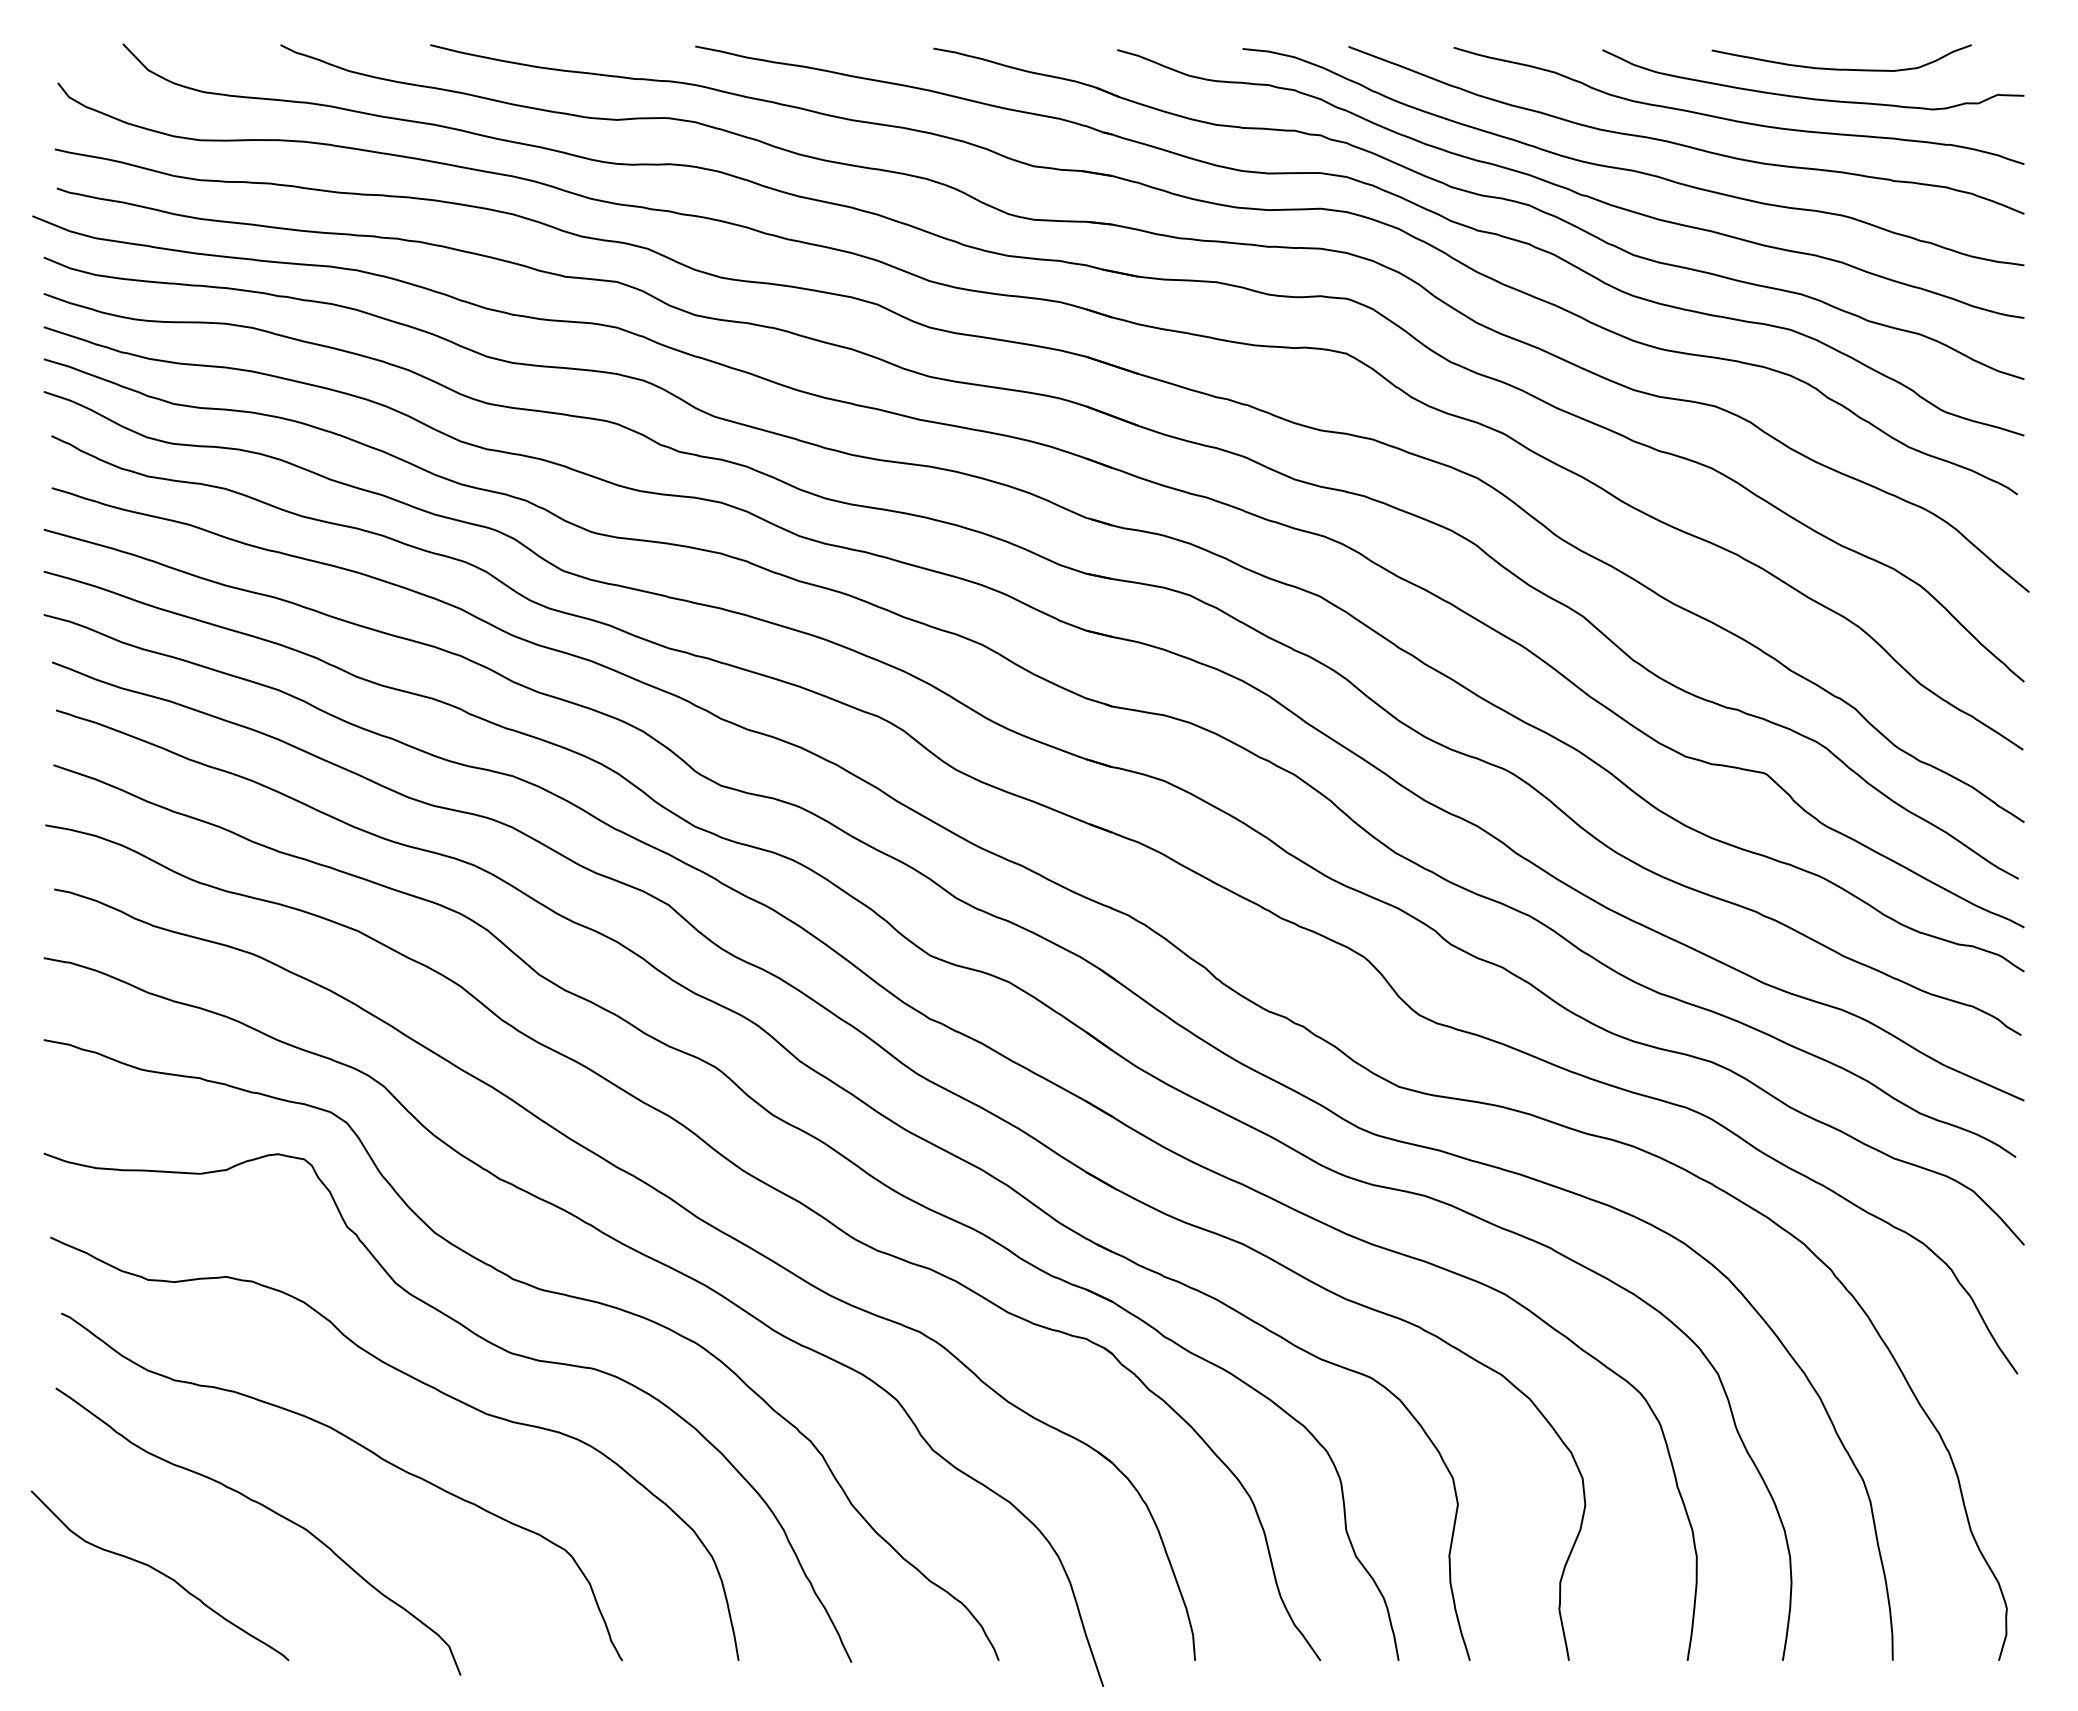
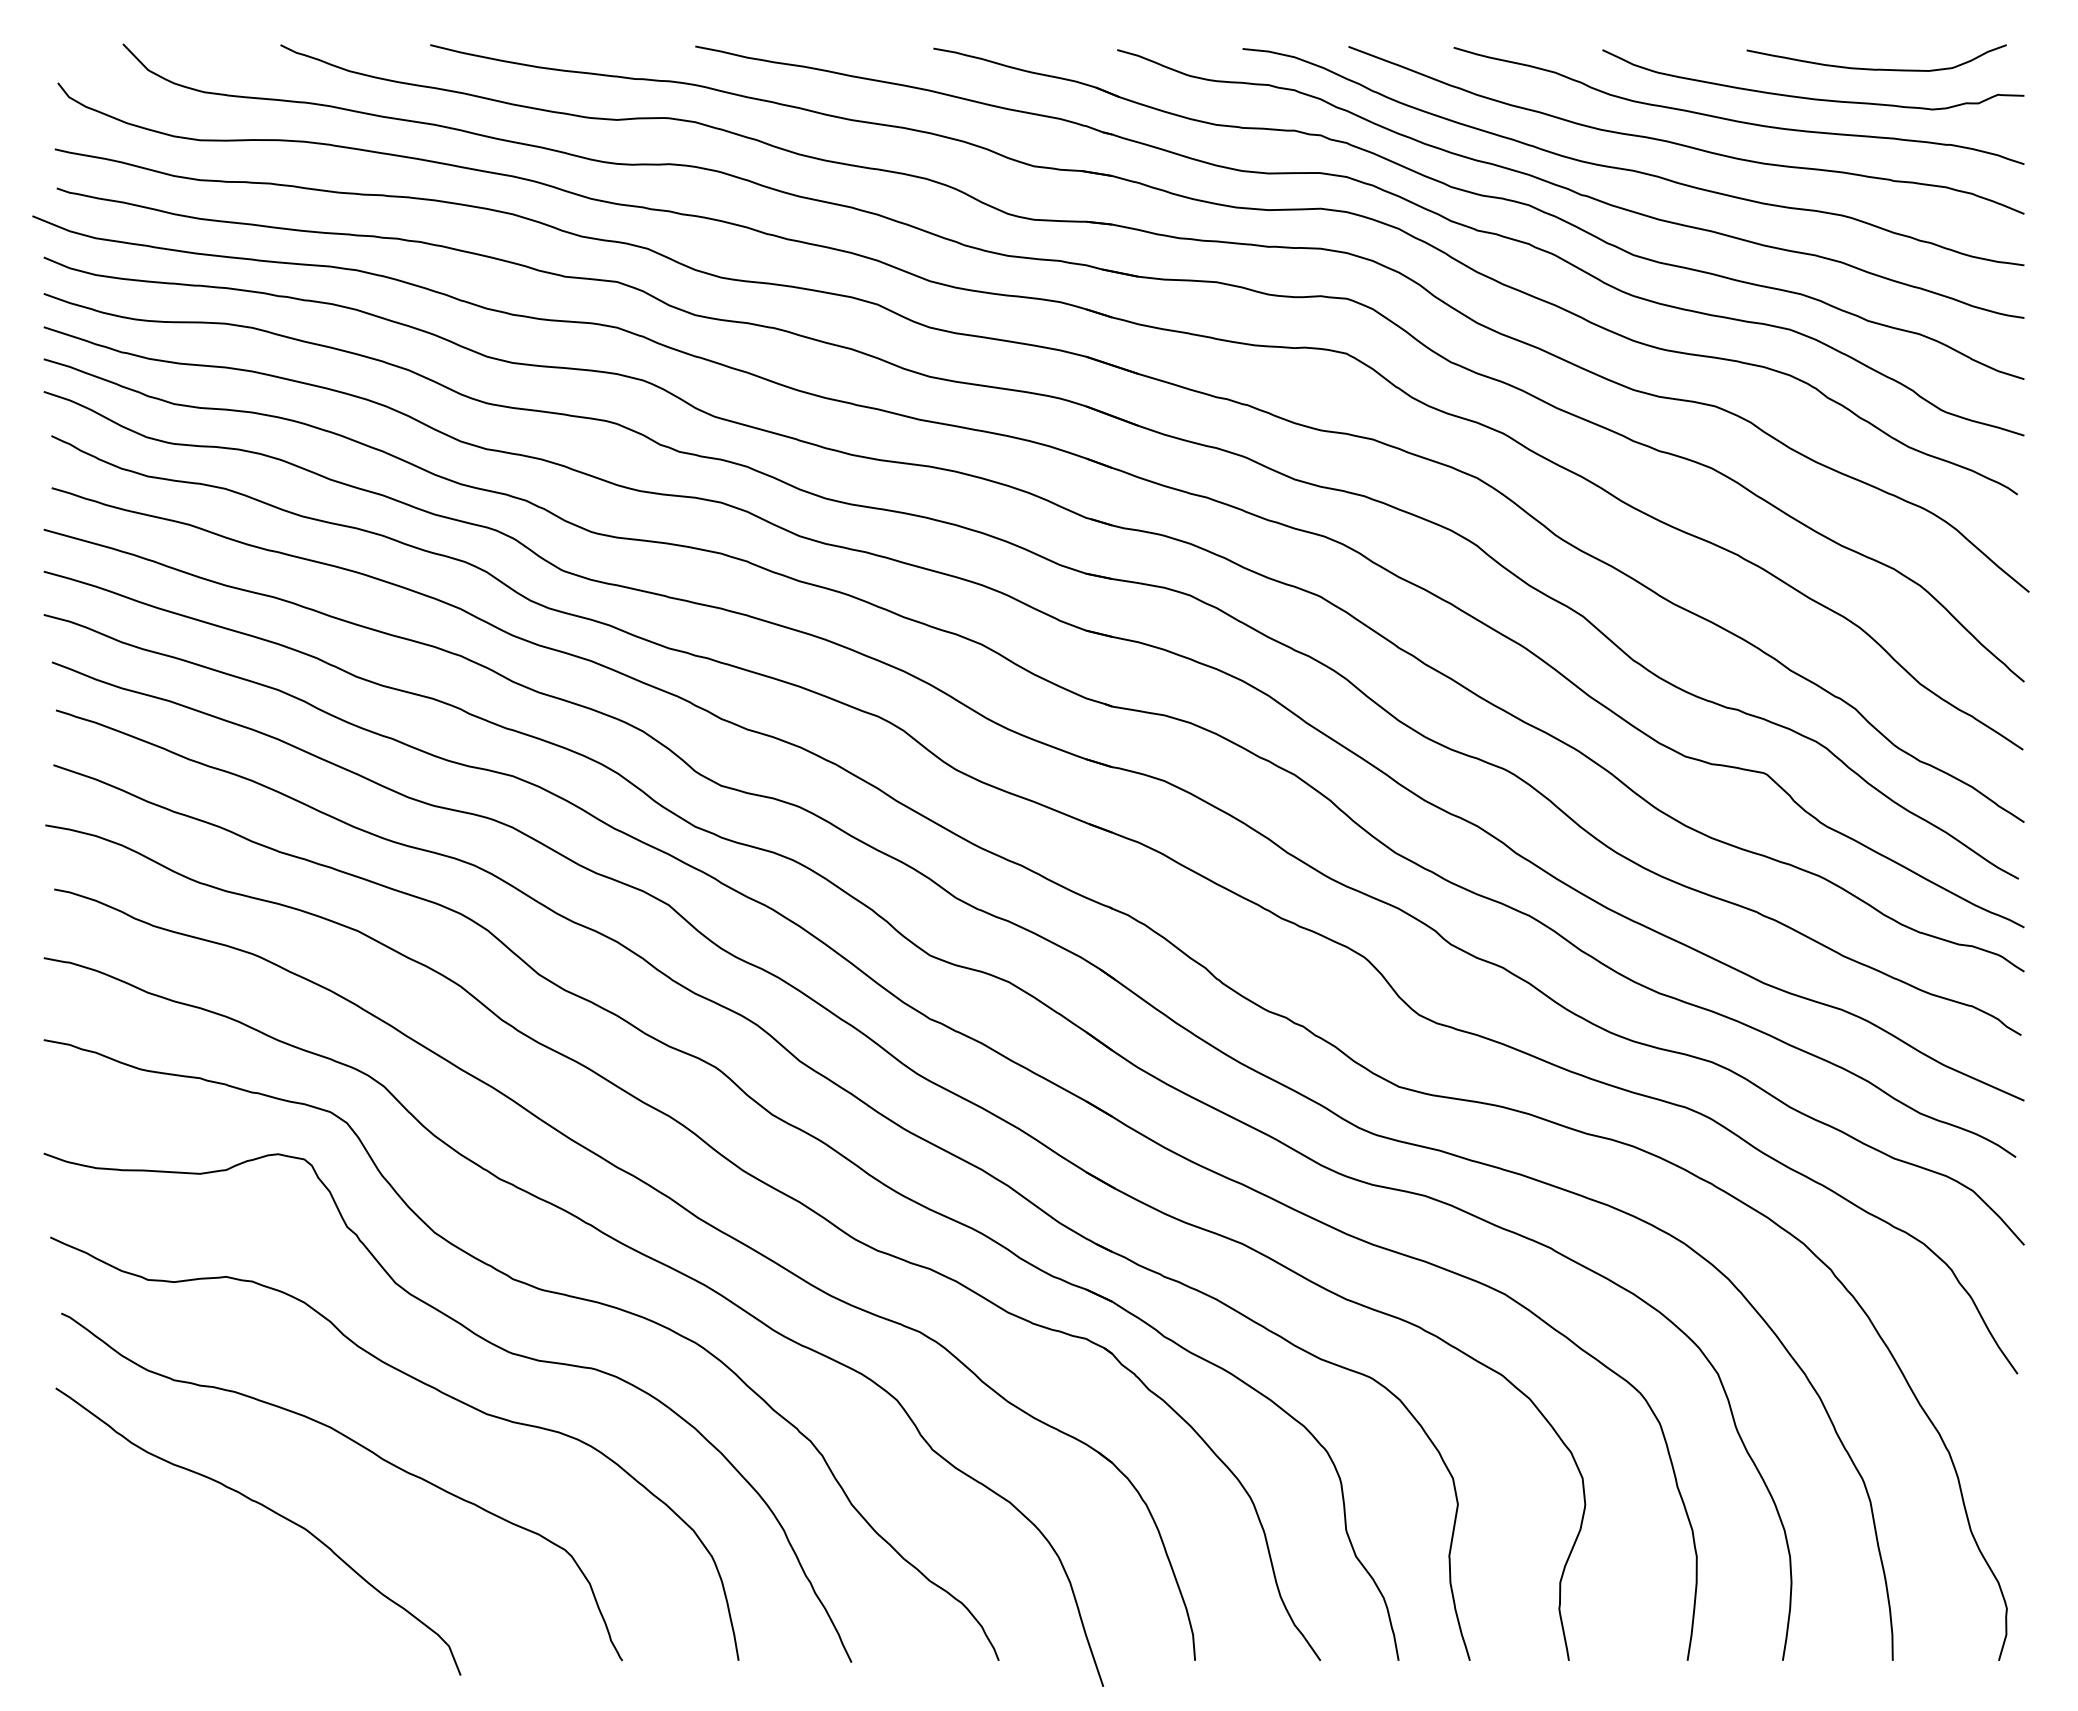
curve position: (1841, 68) -> (1876, 68) (1876, 68)
curve: present -> none (160, 1573)
